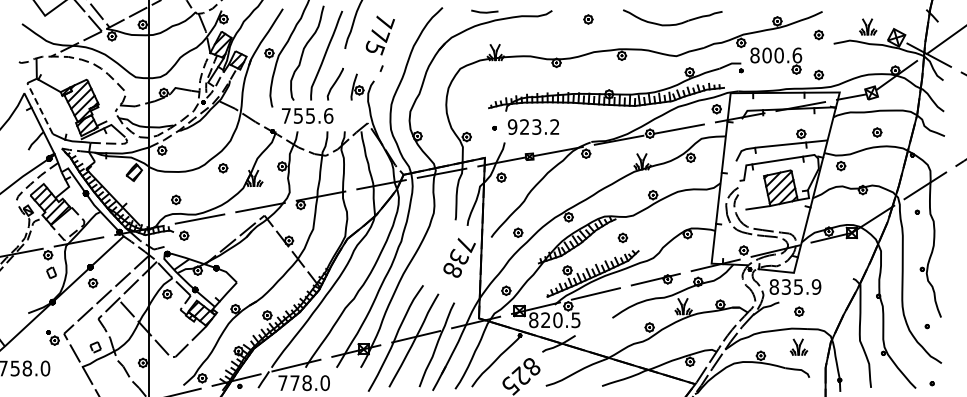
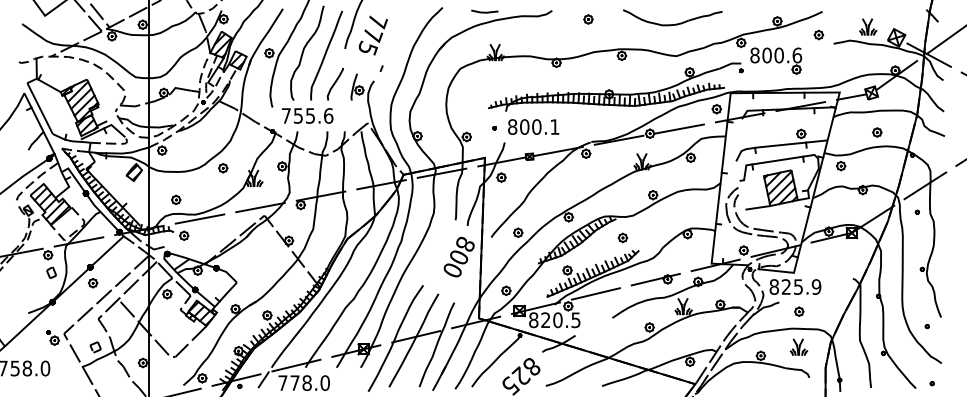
text position: (379, 35) -> (372, 35) (372, 35)
part: present -> none (818, 74)
line: dashed -> solid (39, 108)
text: 923.2 -> 800.1 (533, 126)
text: 738 -> 800 (459, 256)
text: 835.9 -> 825.9 (785, 286)
